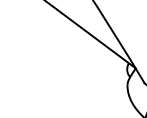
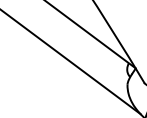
line: none -> present (71, 62)
